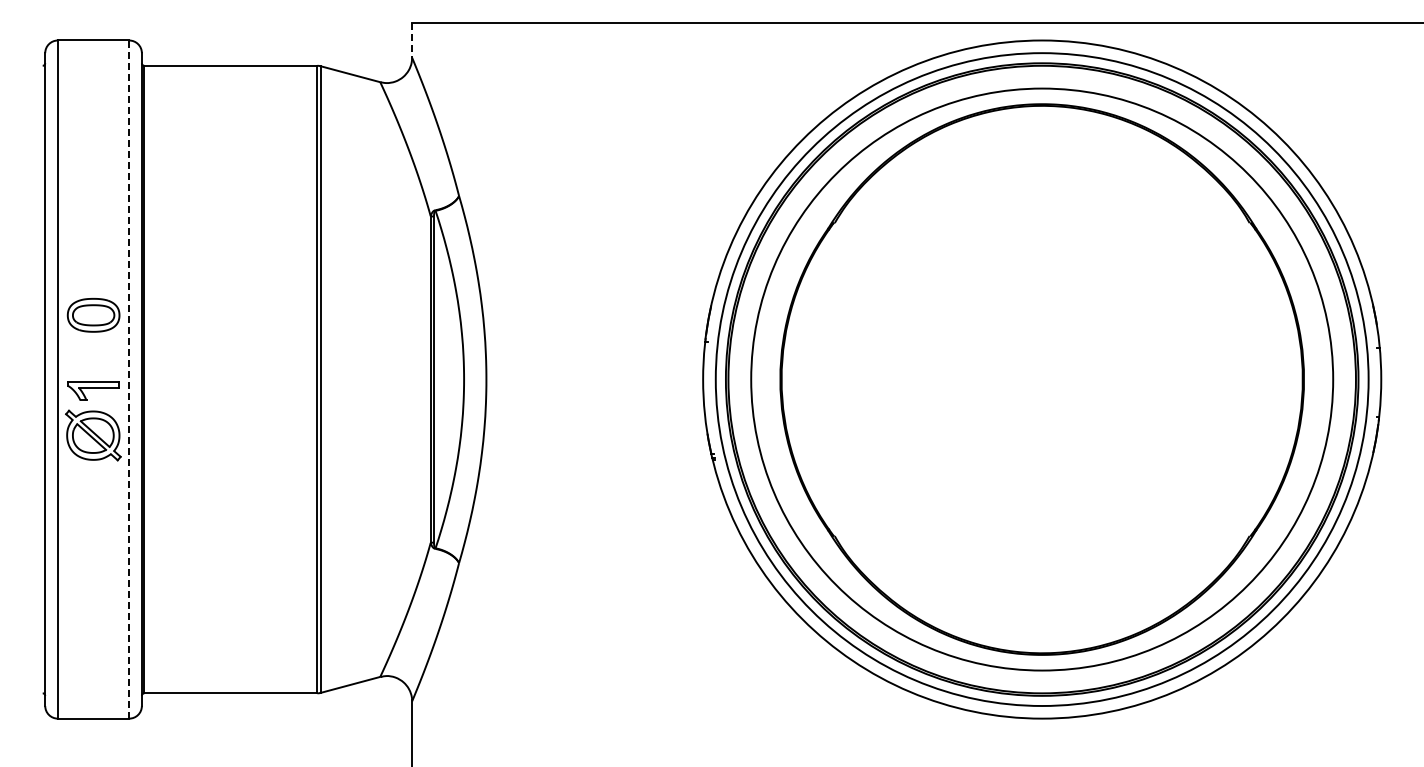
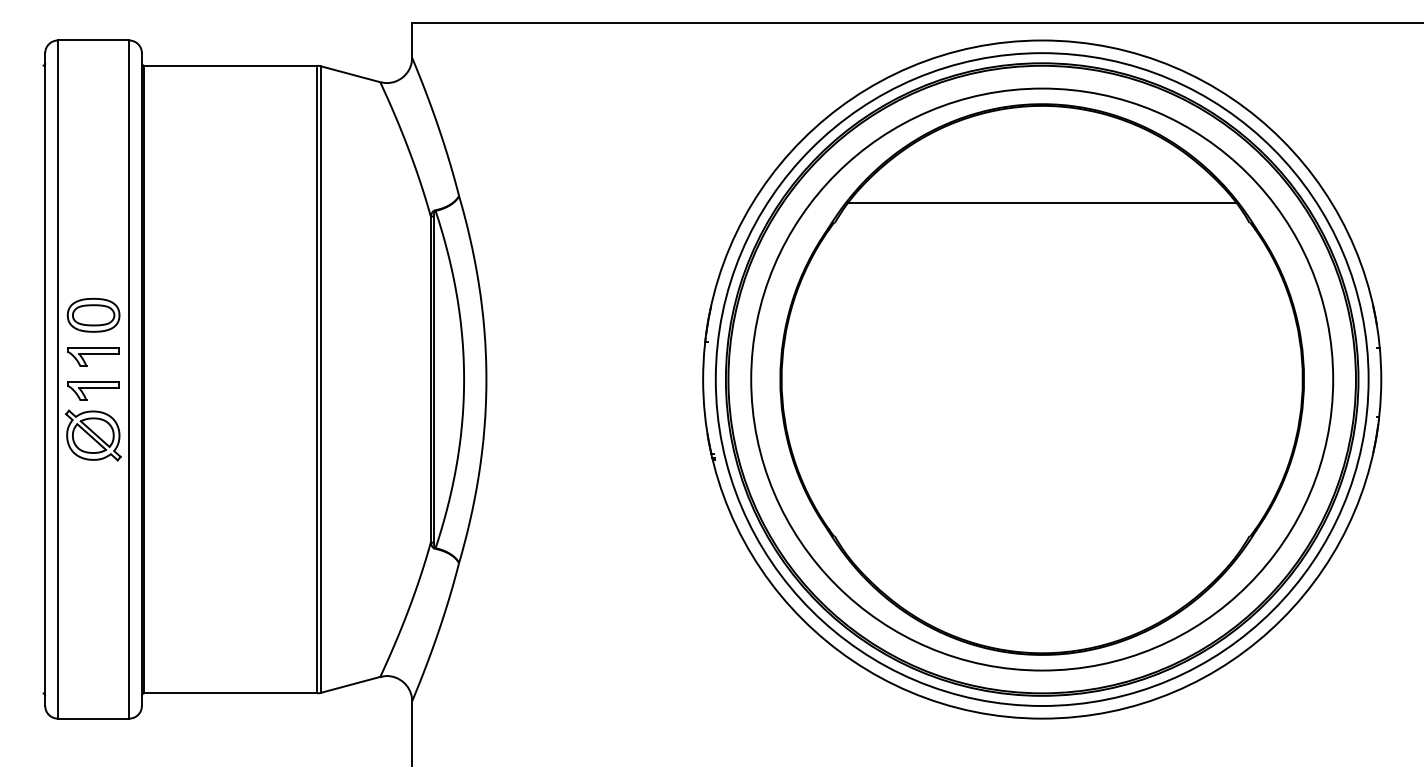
line: dashed -> solid (412, 40)
line: none -> present (1041, 203)
part: none -> present (93, 356)
line: dashed -> solid (129, 379)
